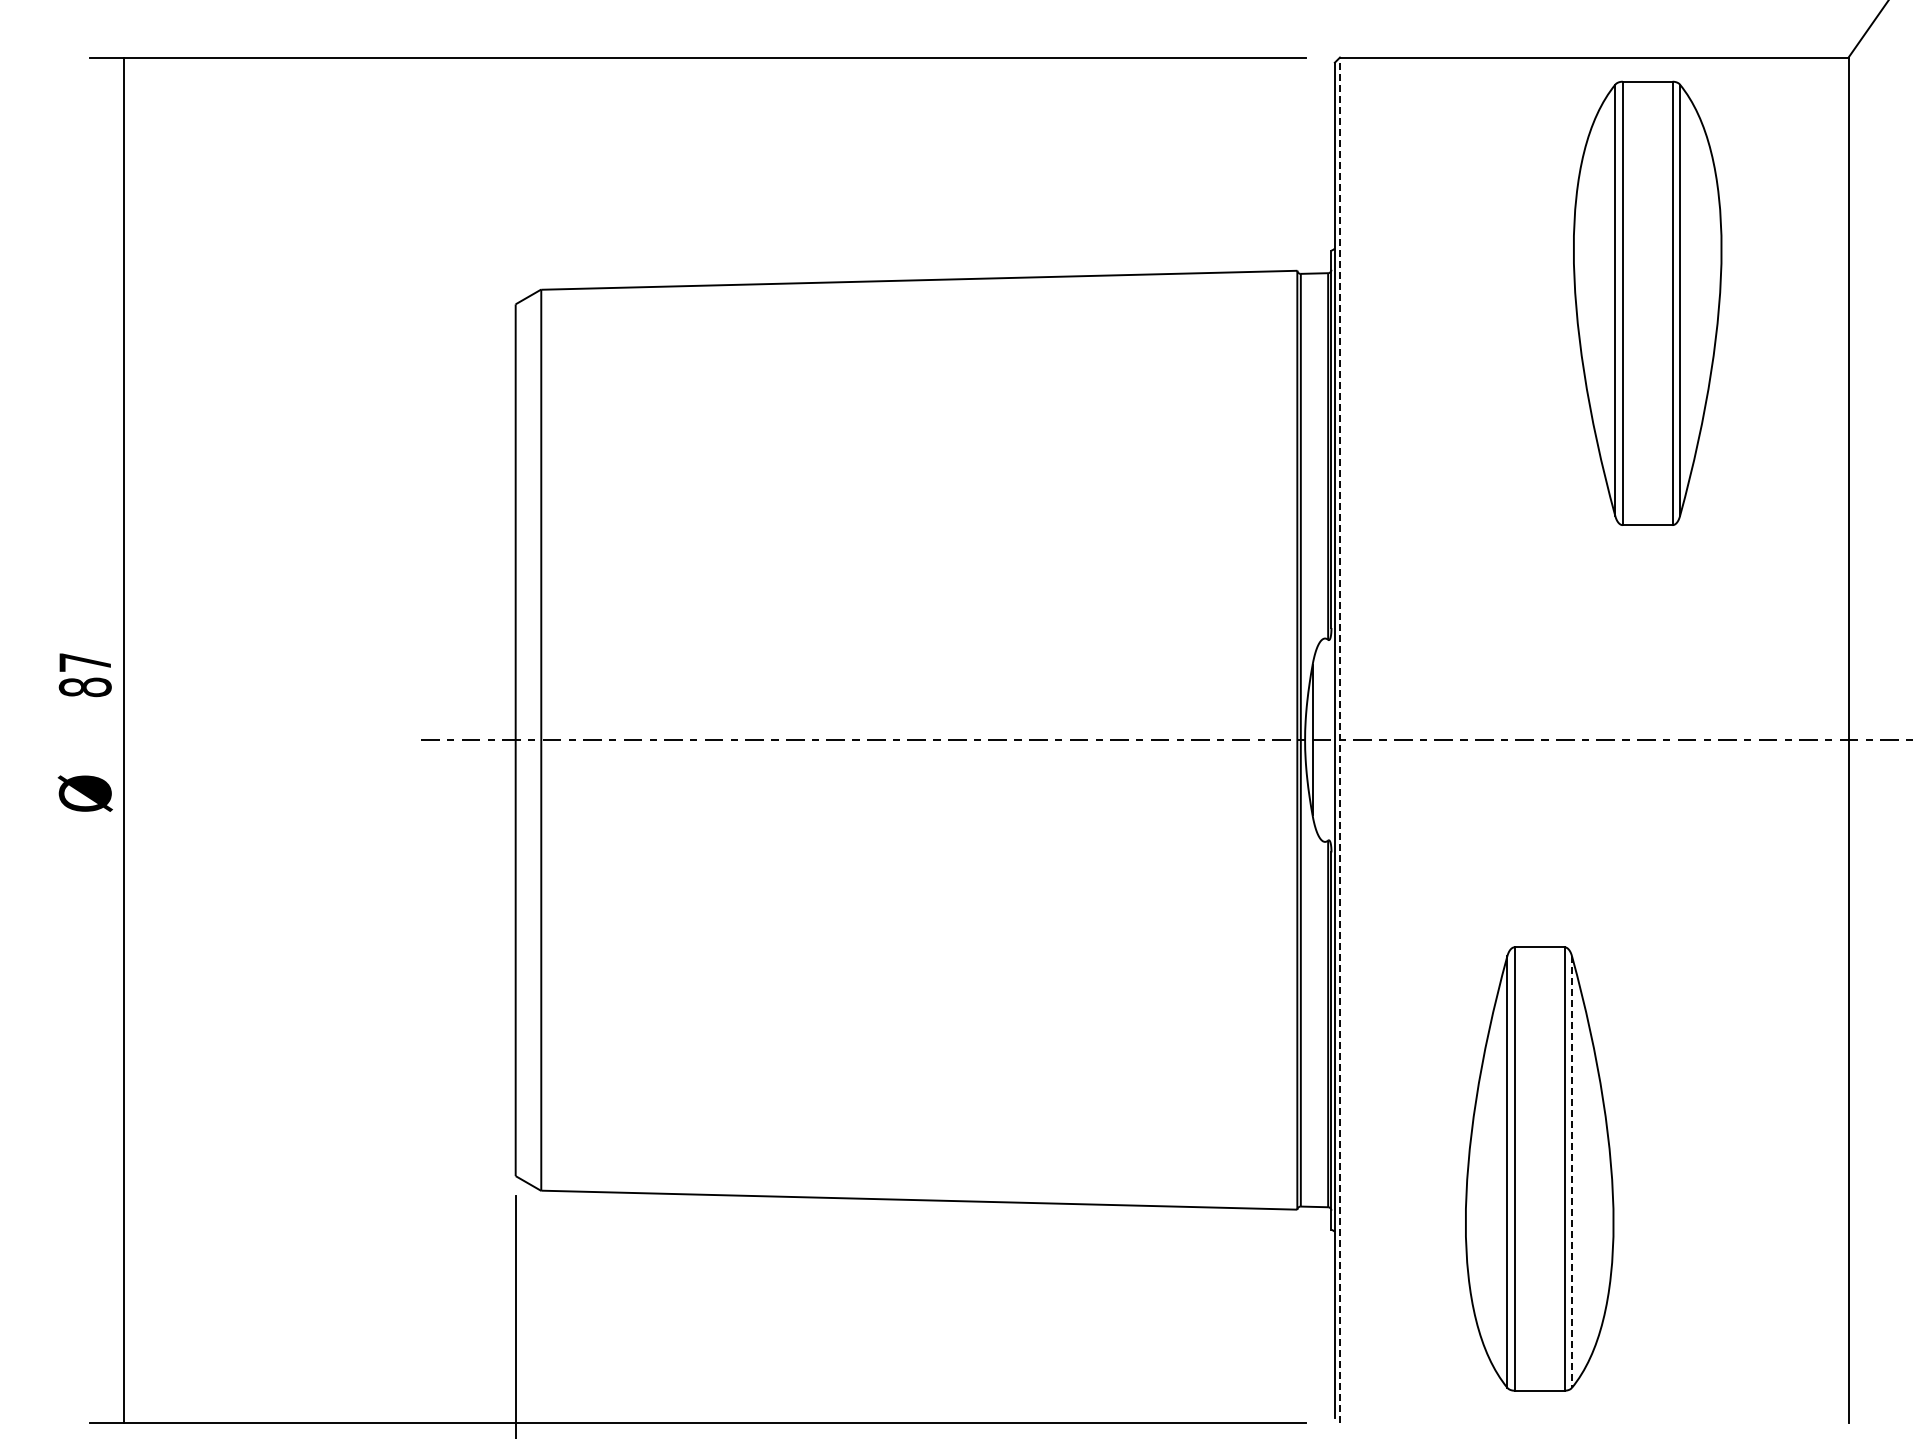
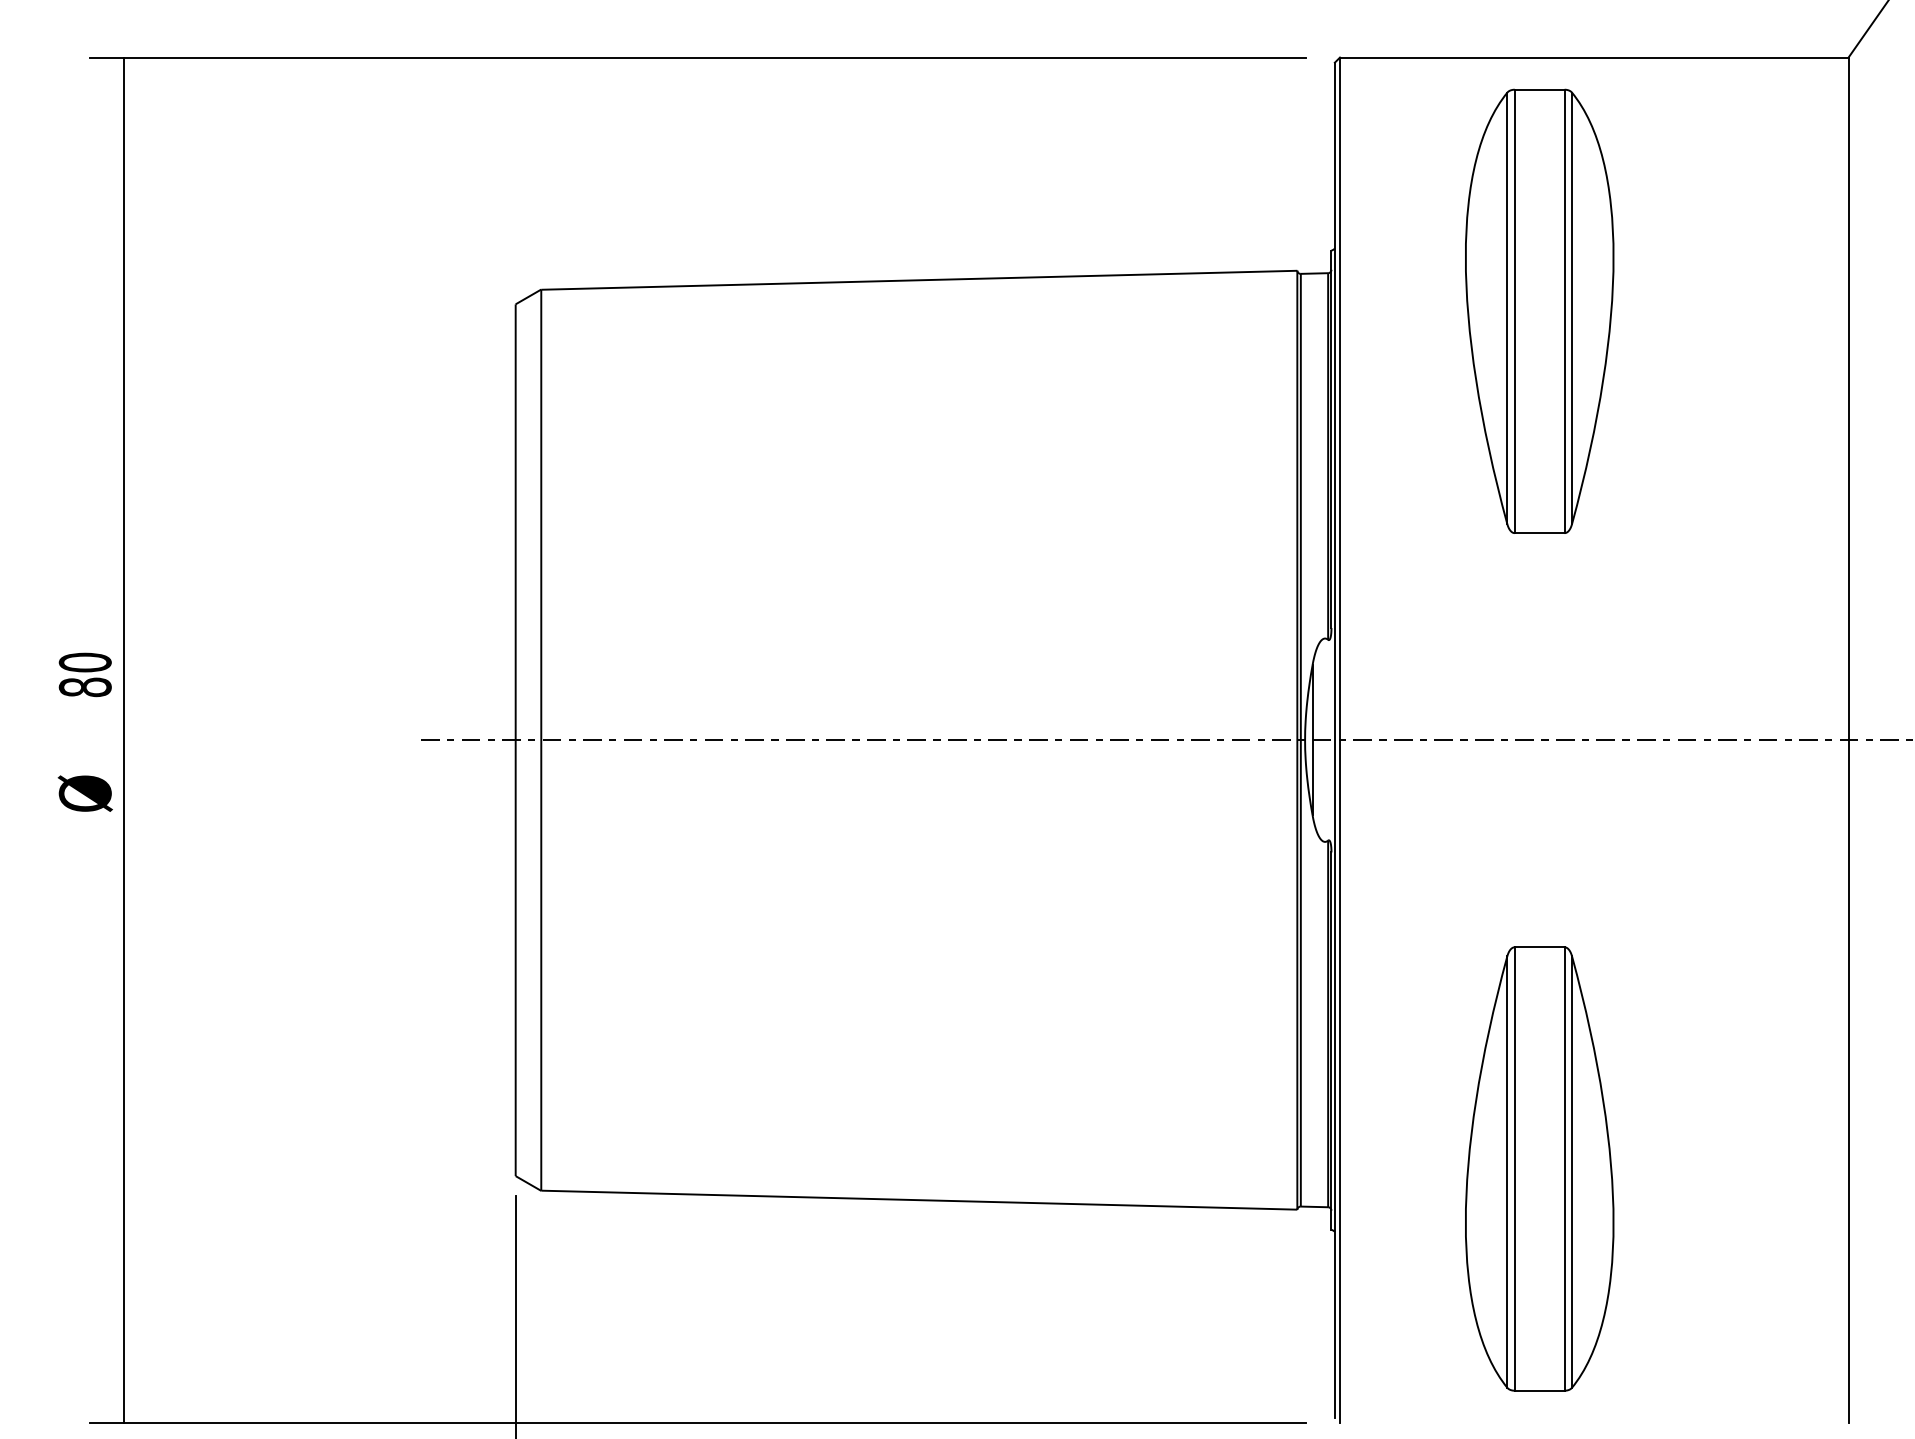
part position: (1647, 302) -> (1539, 310) (1539, 310)
text: 87 -> 80 (84, 662)
line: dashed -> solid (1340, 740)
line: dashed -> solid (1572, 1172)
